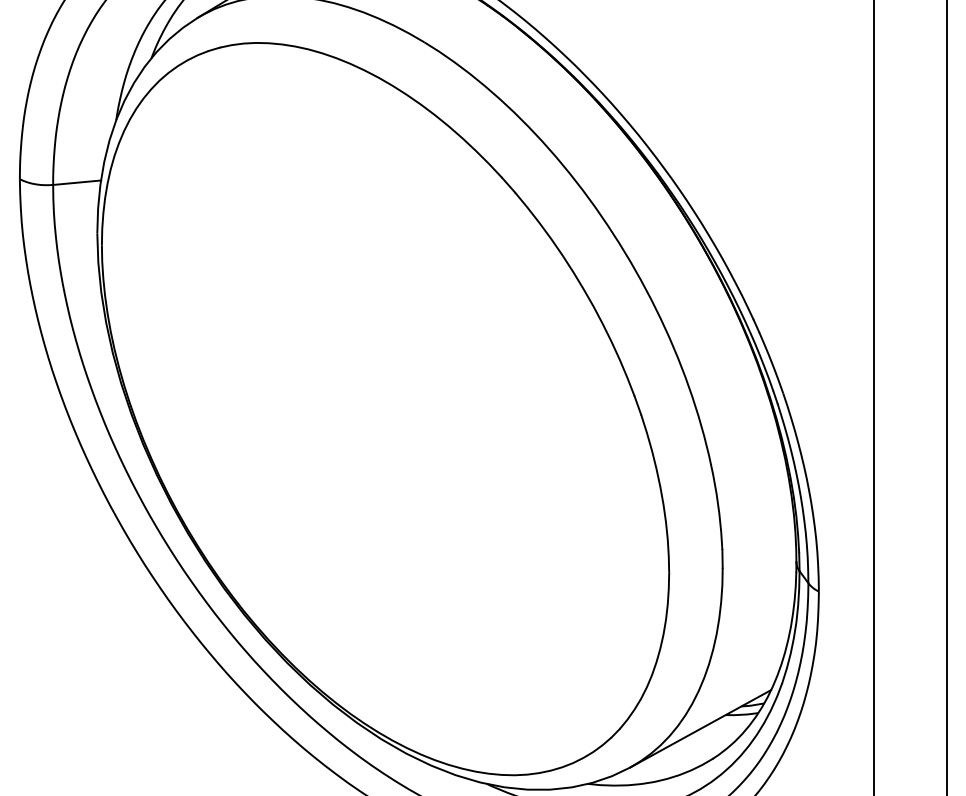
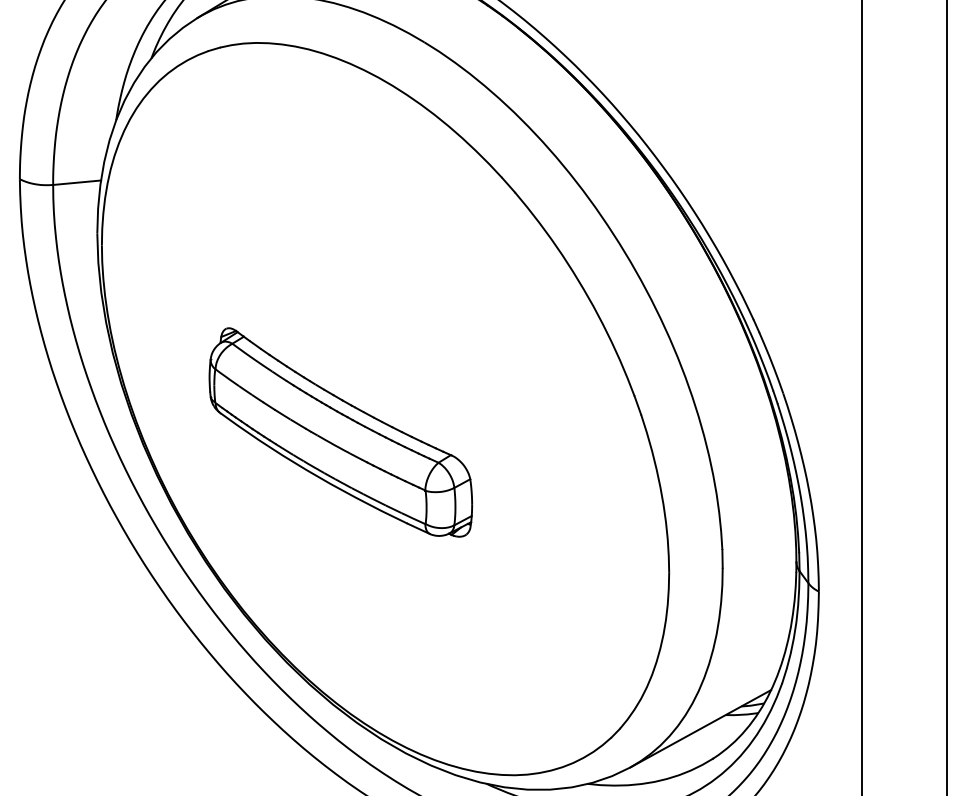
line position: (874, 397) -> (862, 397) (862, 397)
part: none -> present (340, 432)
